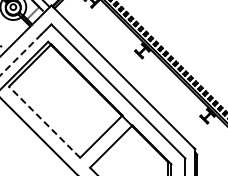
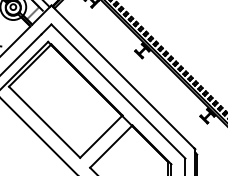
line: dashed -> solid (21, 54)
line: dashed -> solid (44, 121)
